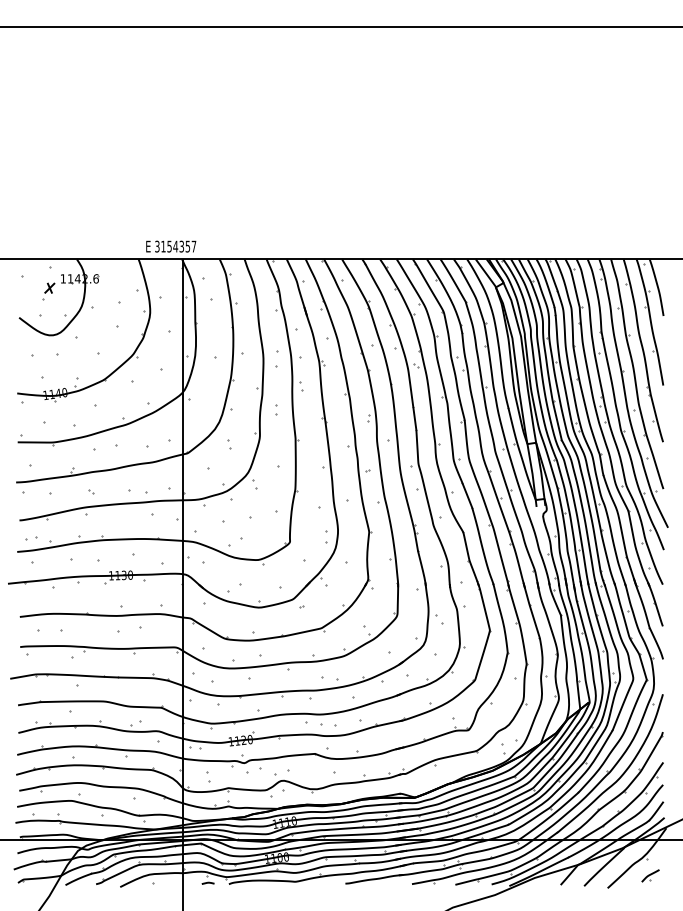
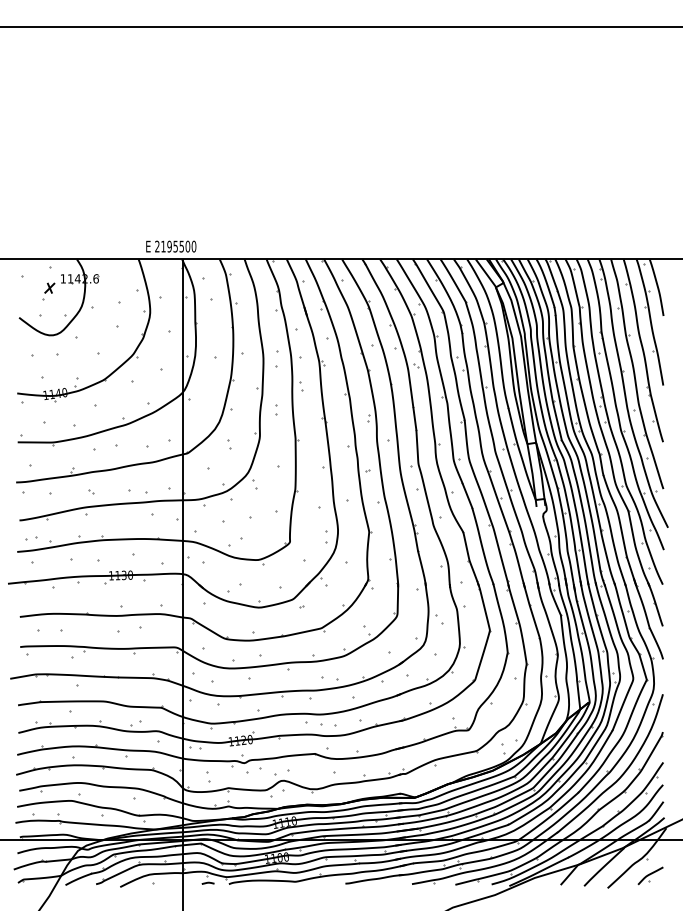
text: 3154357 -> 2195500 (175, 246)
part size: 19x14 px -> 27x20 px (650, 875)
